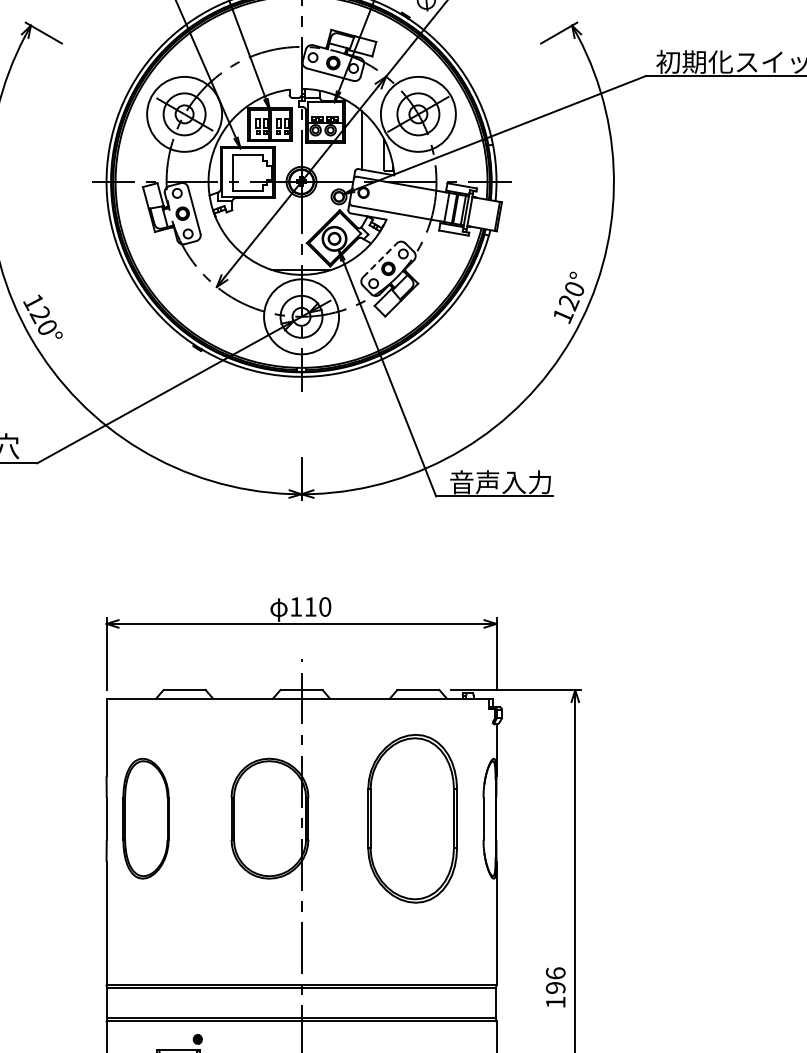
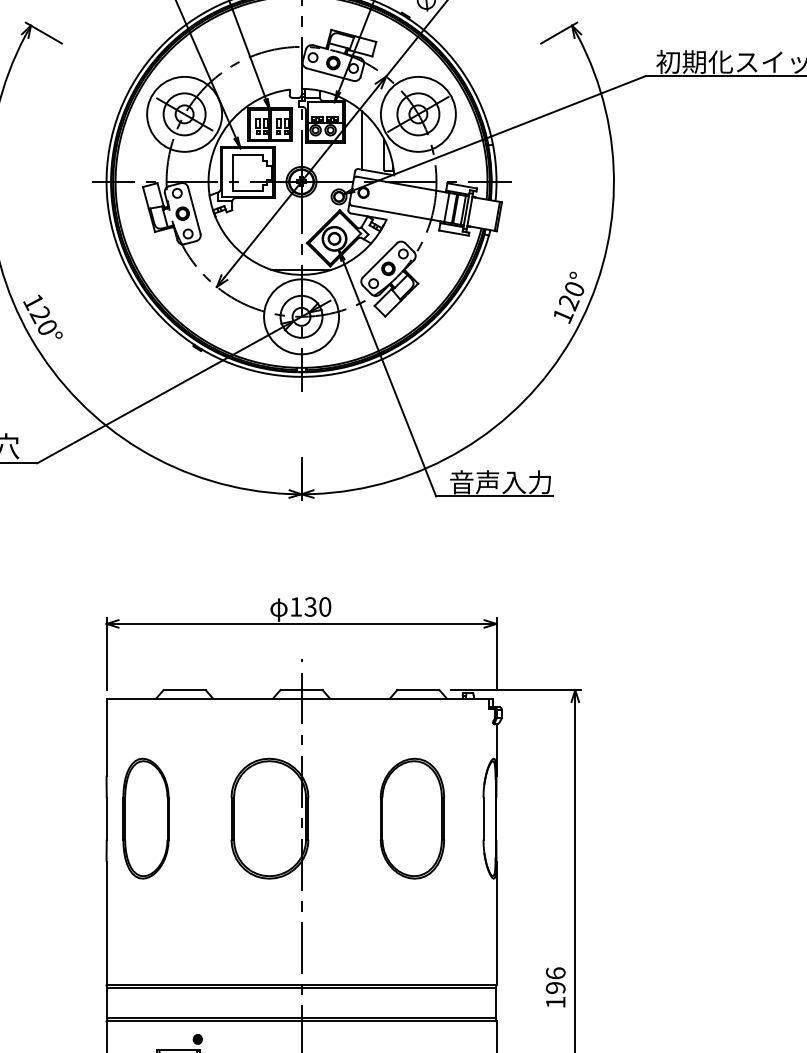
line: dashed -> solid (380, 259)
text: 110 -> 130 (310, 606)
part size: 91x170 px -> 66x123 px (411, 818)
